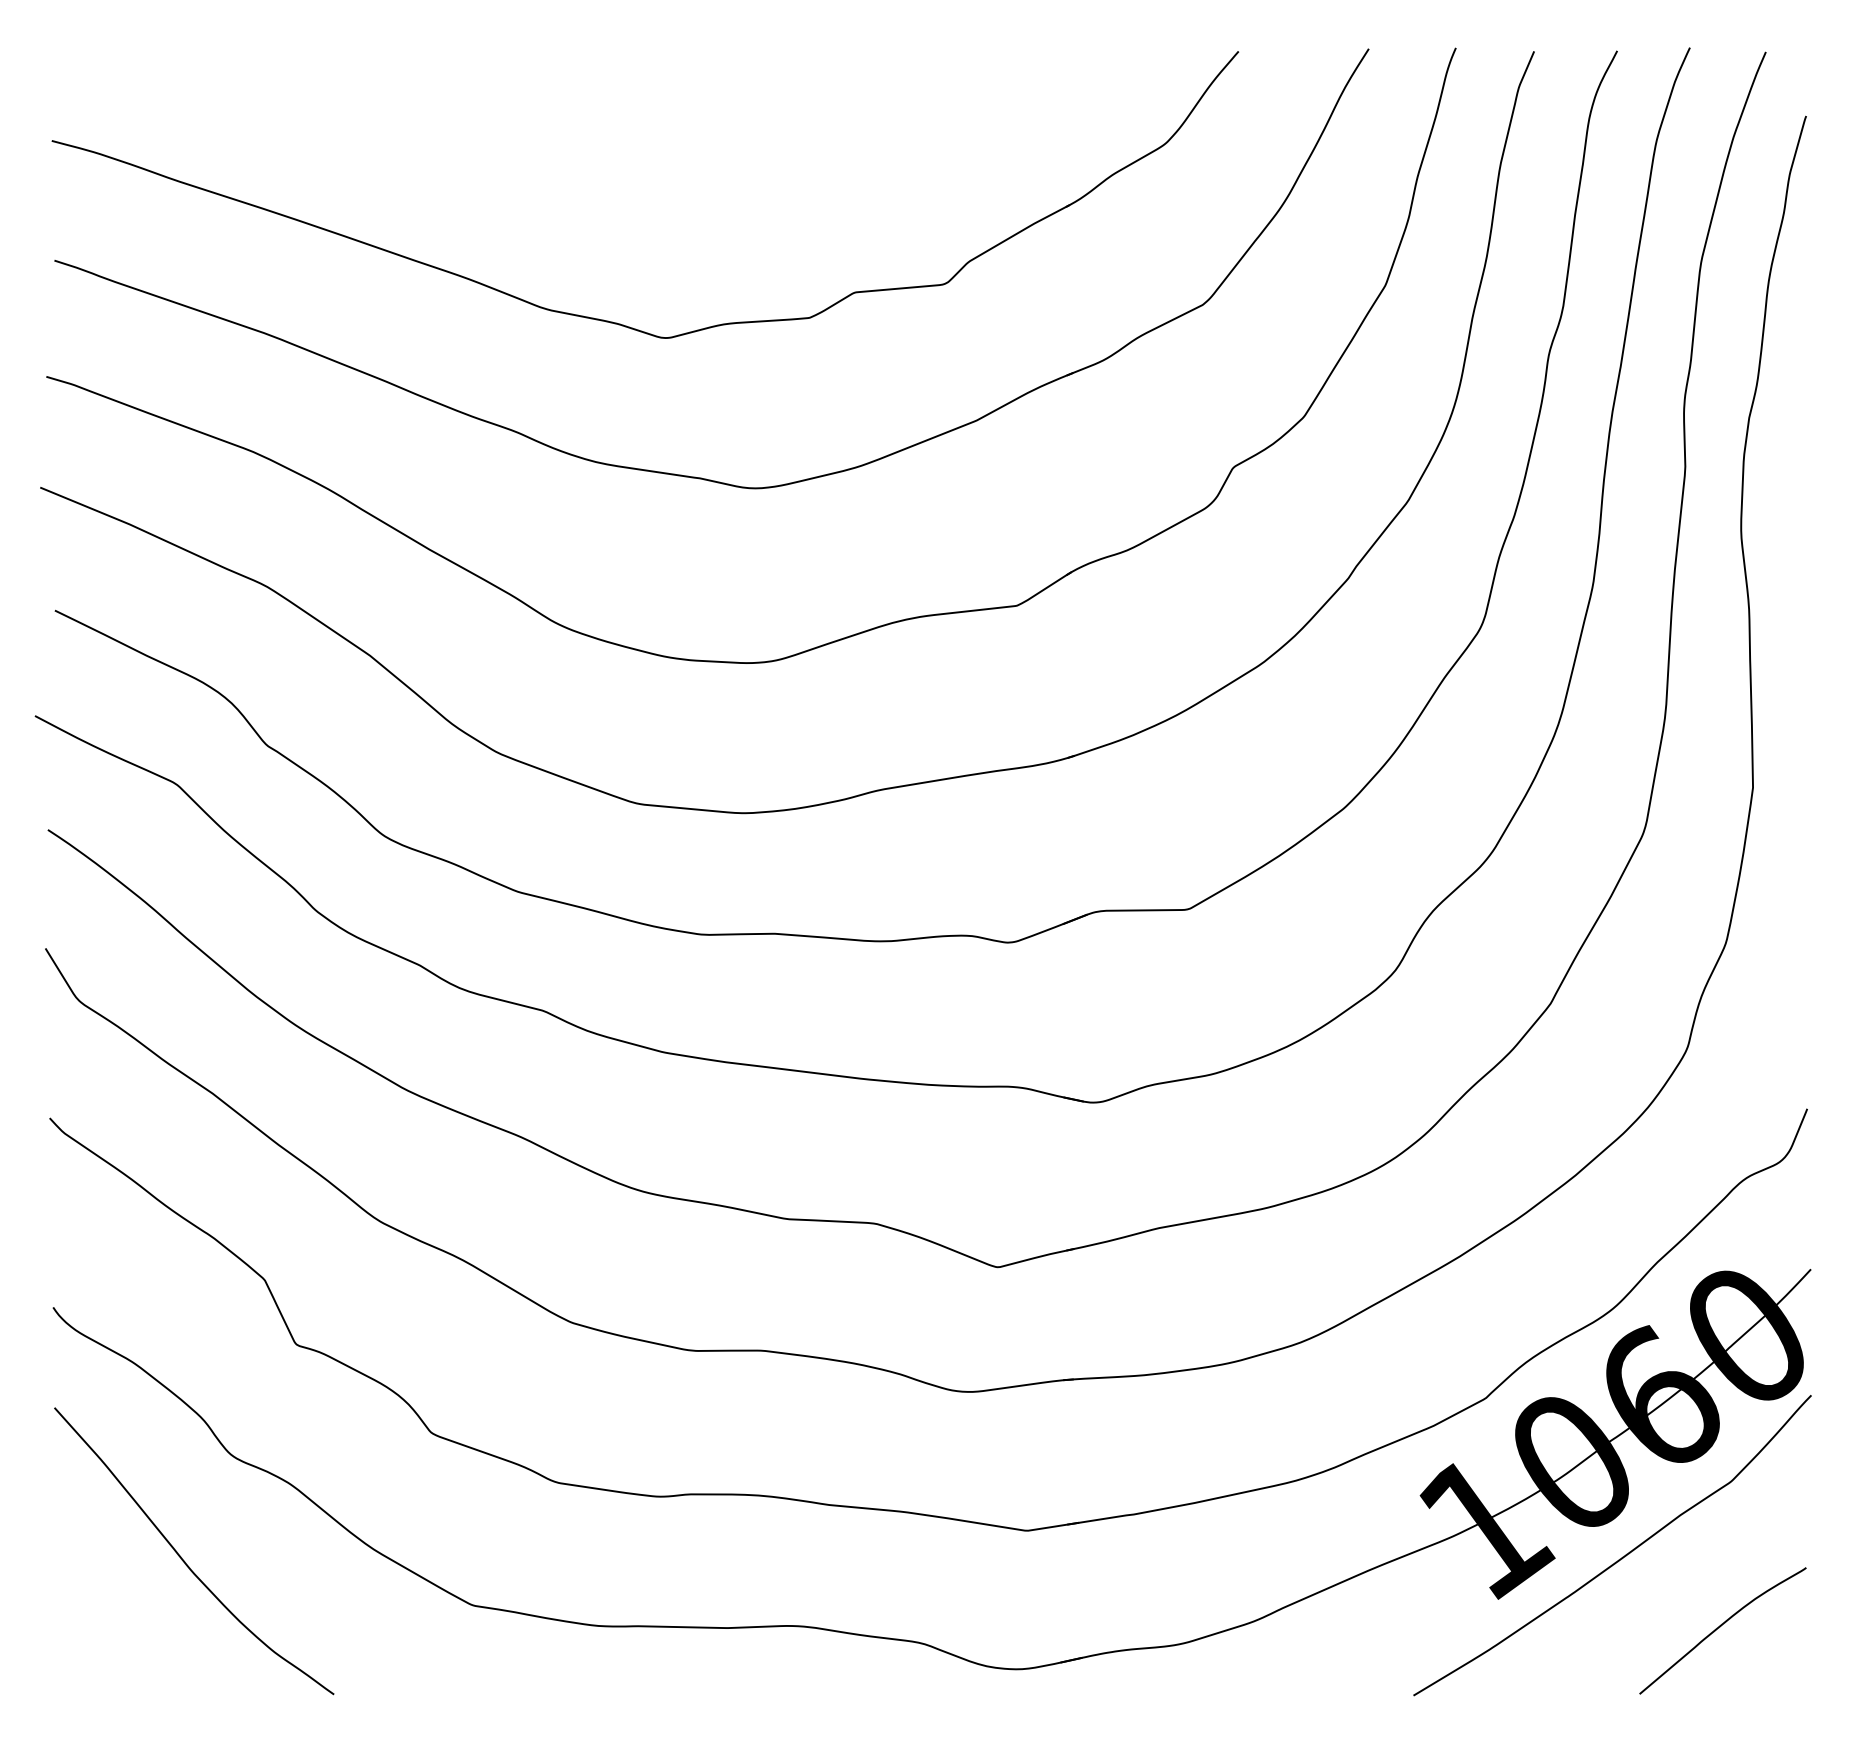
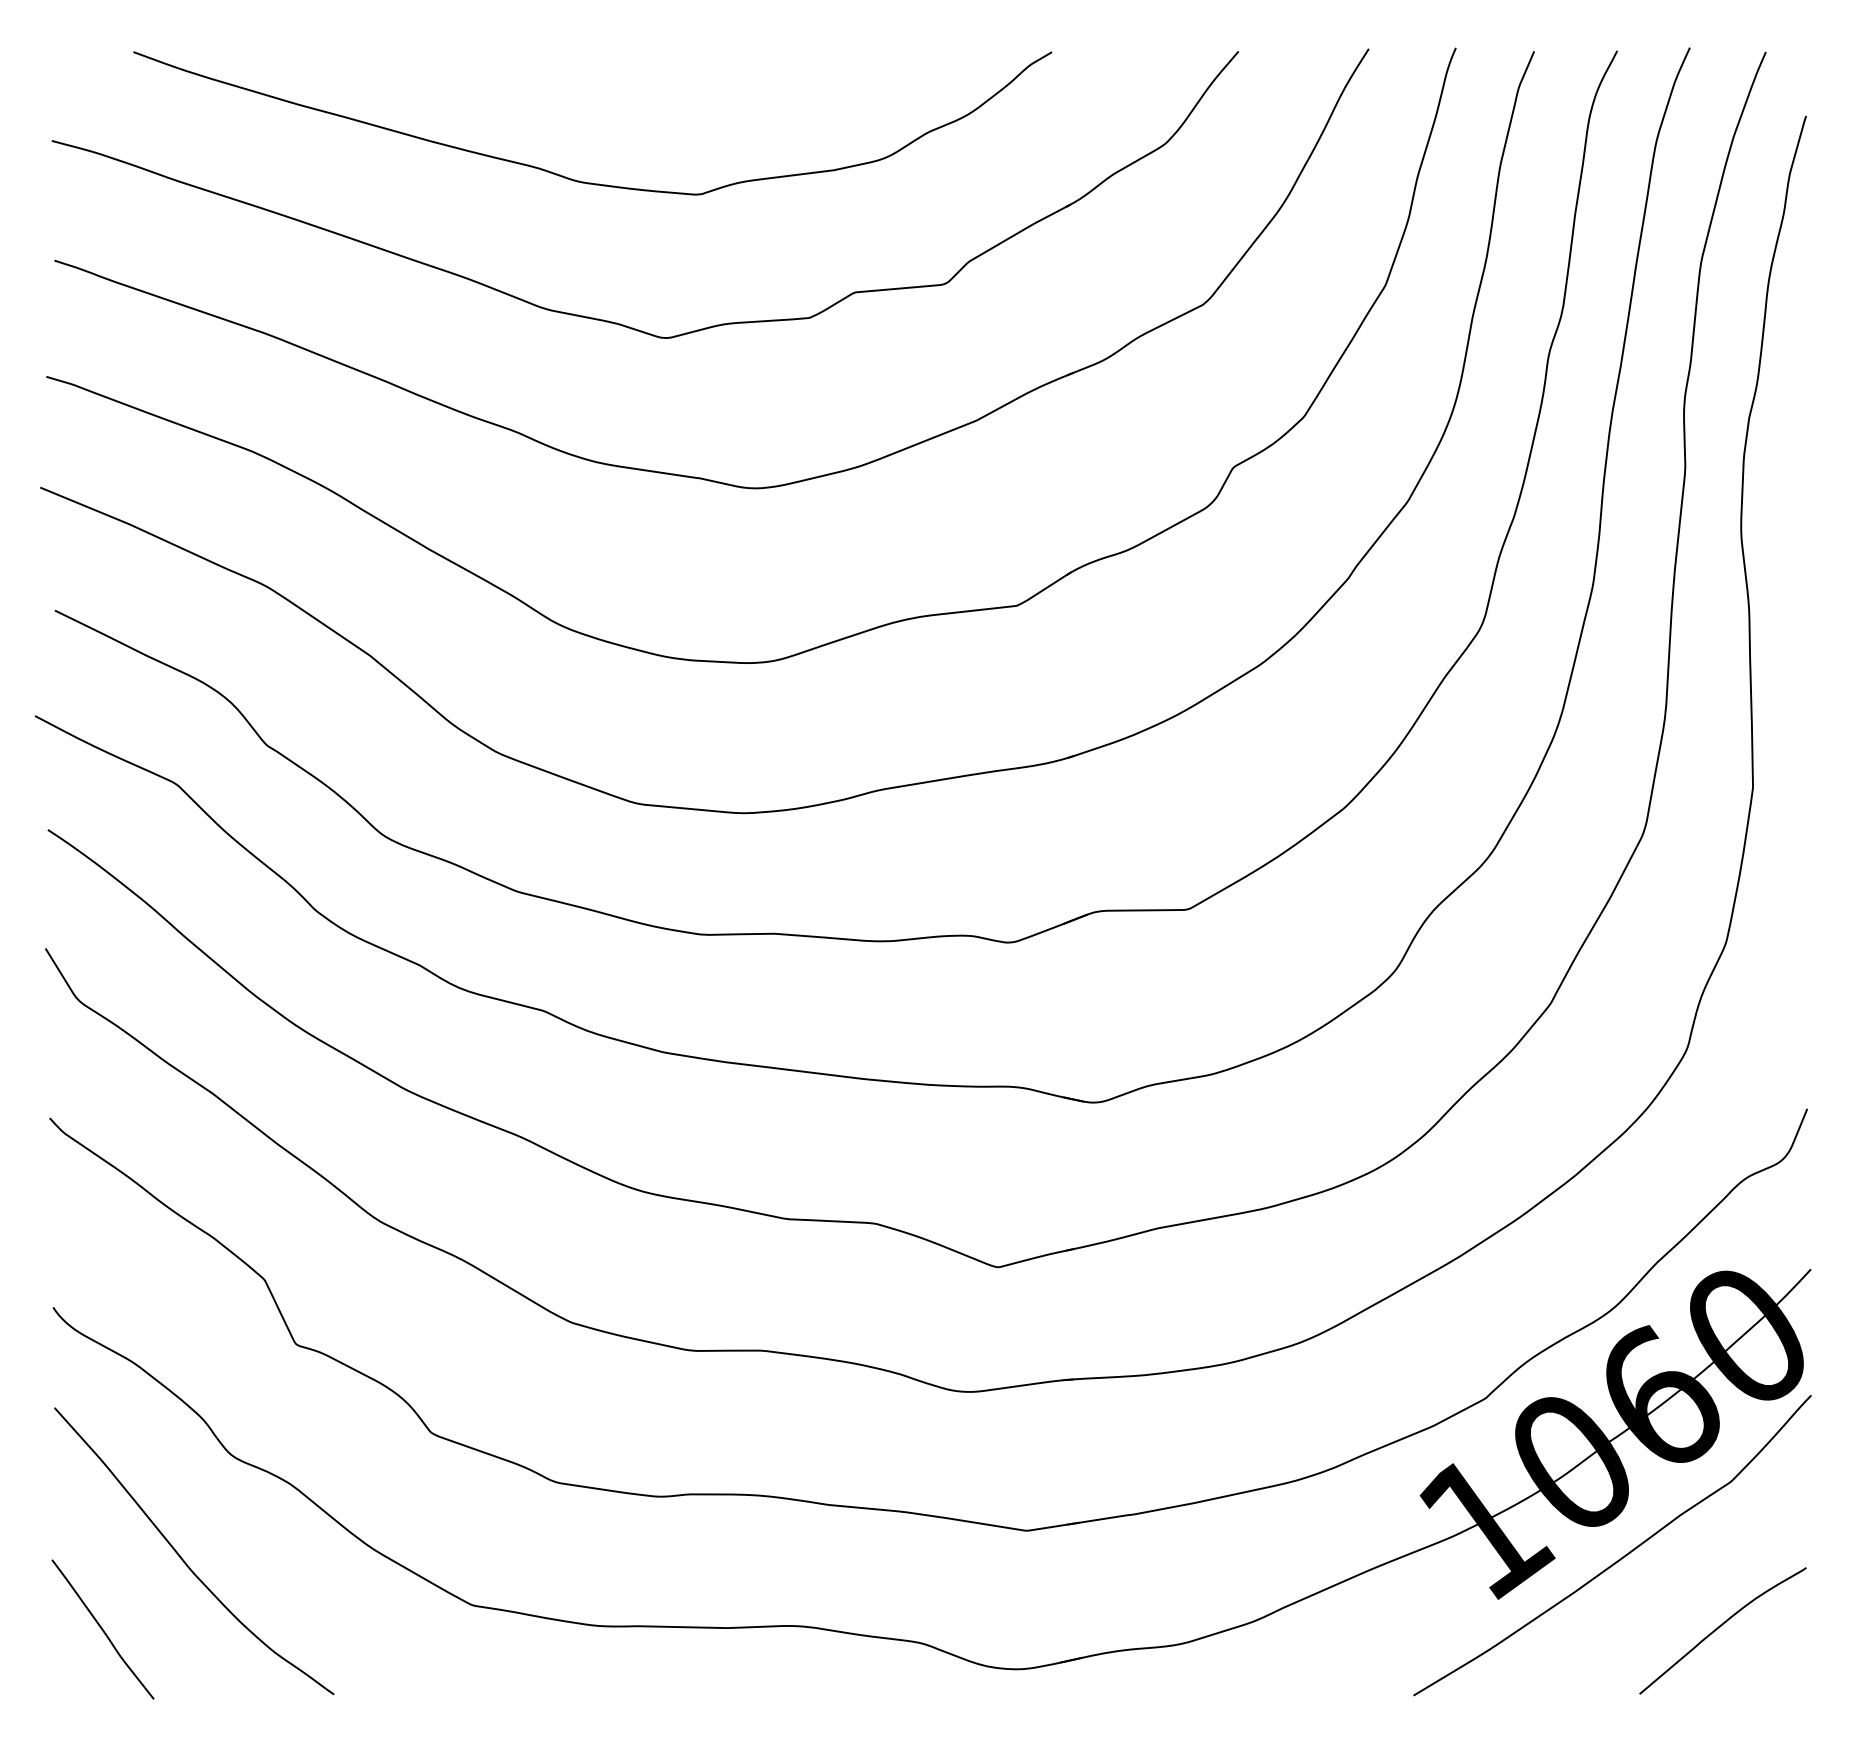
curve: none -> present (579, 180)
curve: none -> present (102, 1629)
